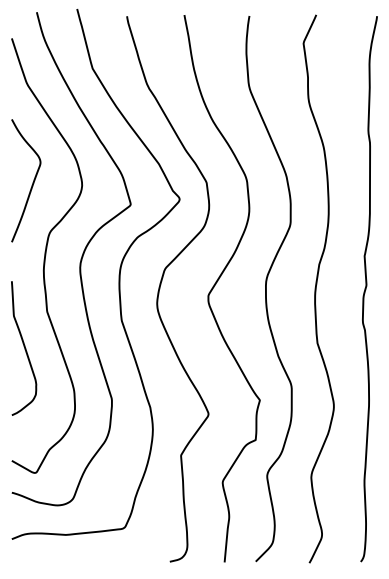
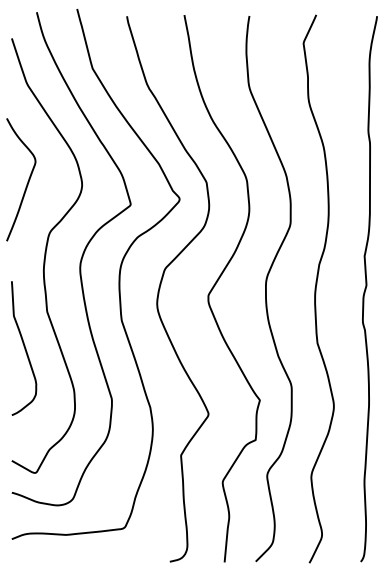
curve position: (32, 182) -> (27, 181) (27, 181)
